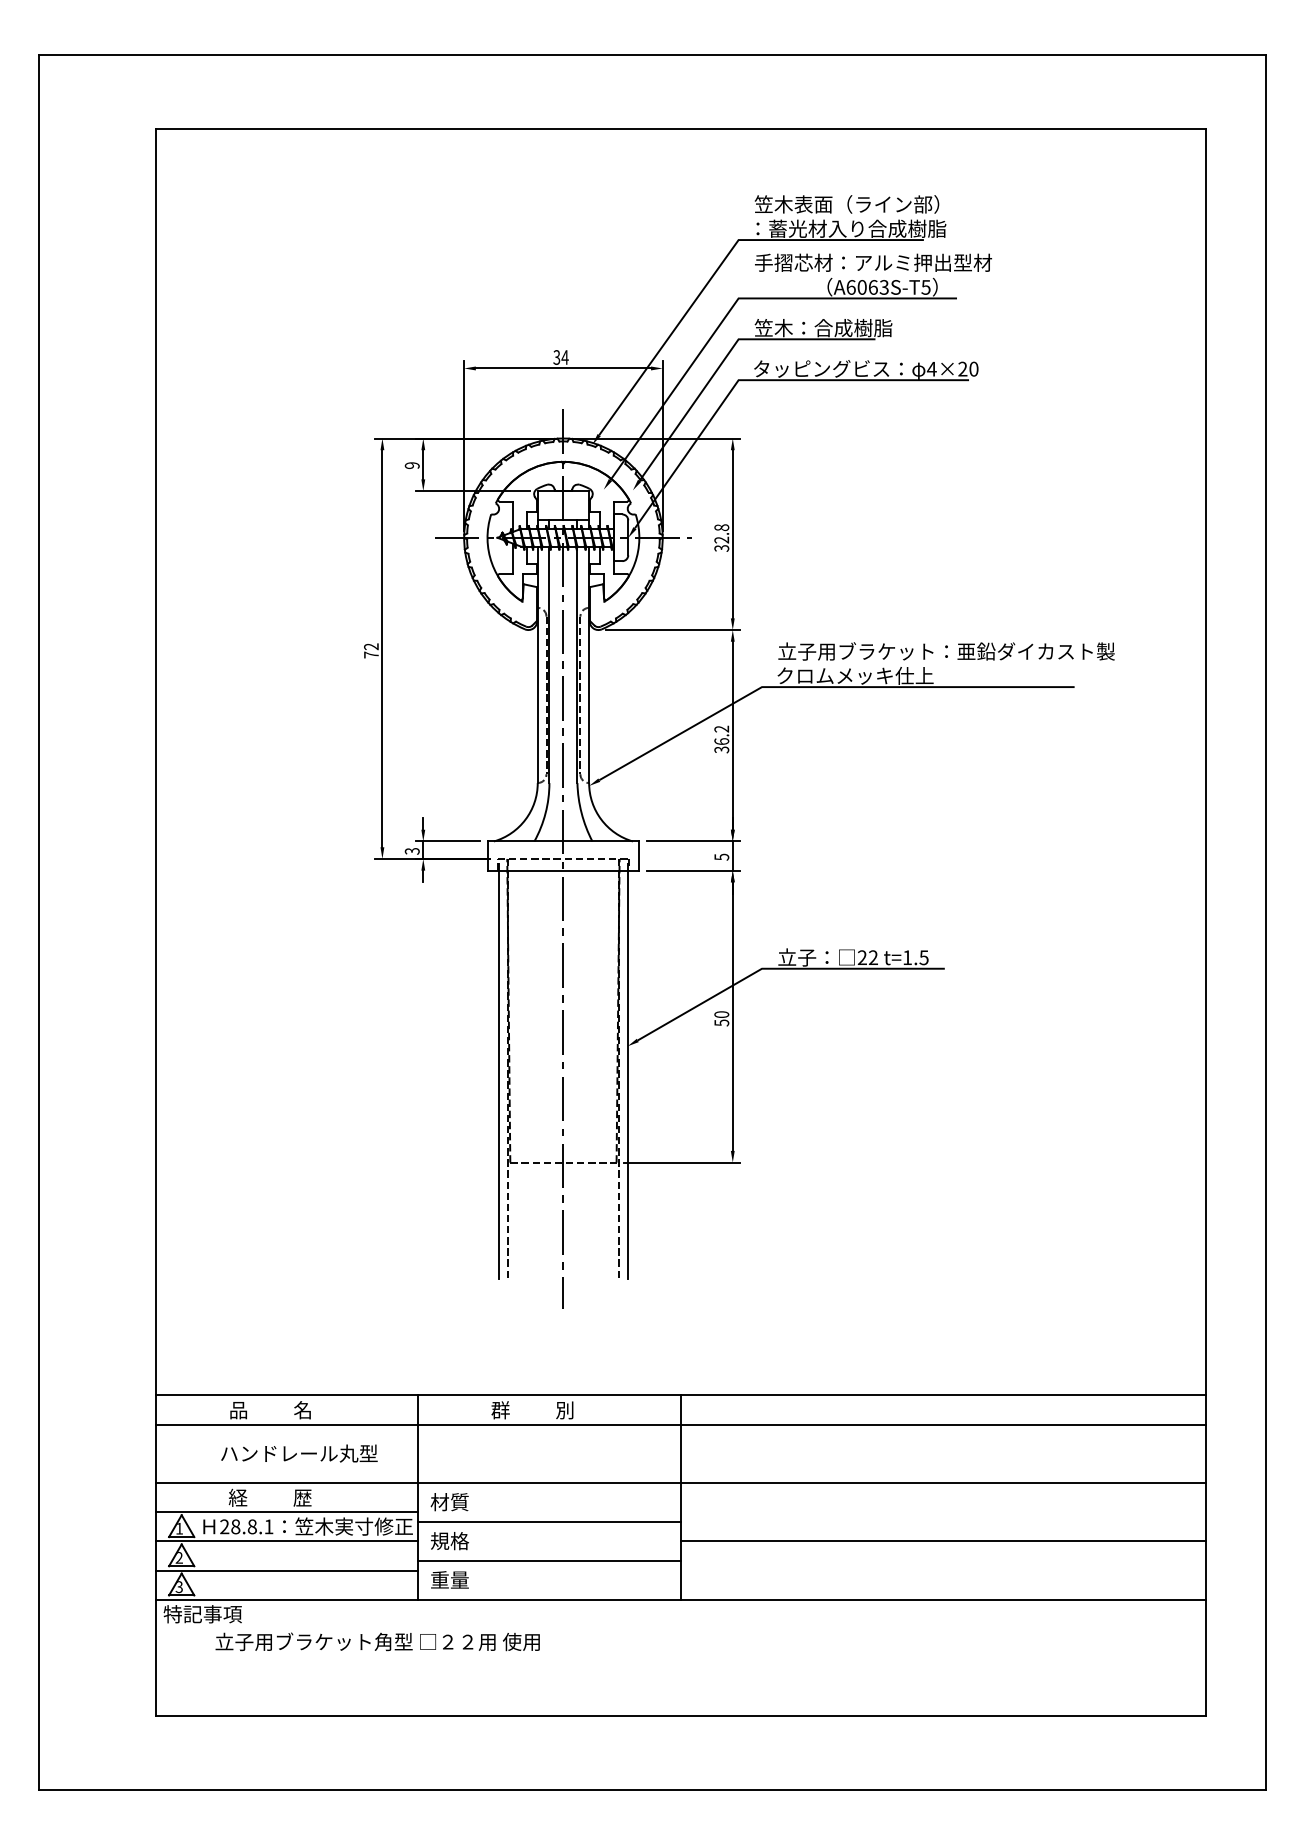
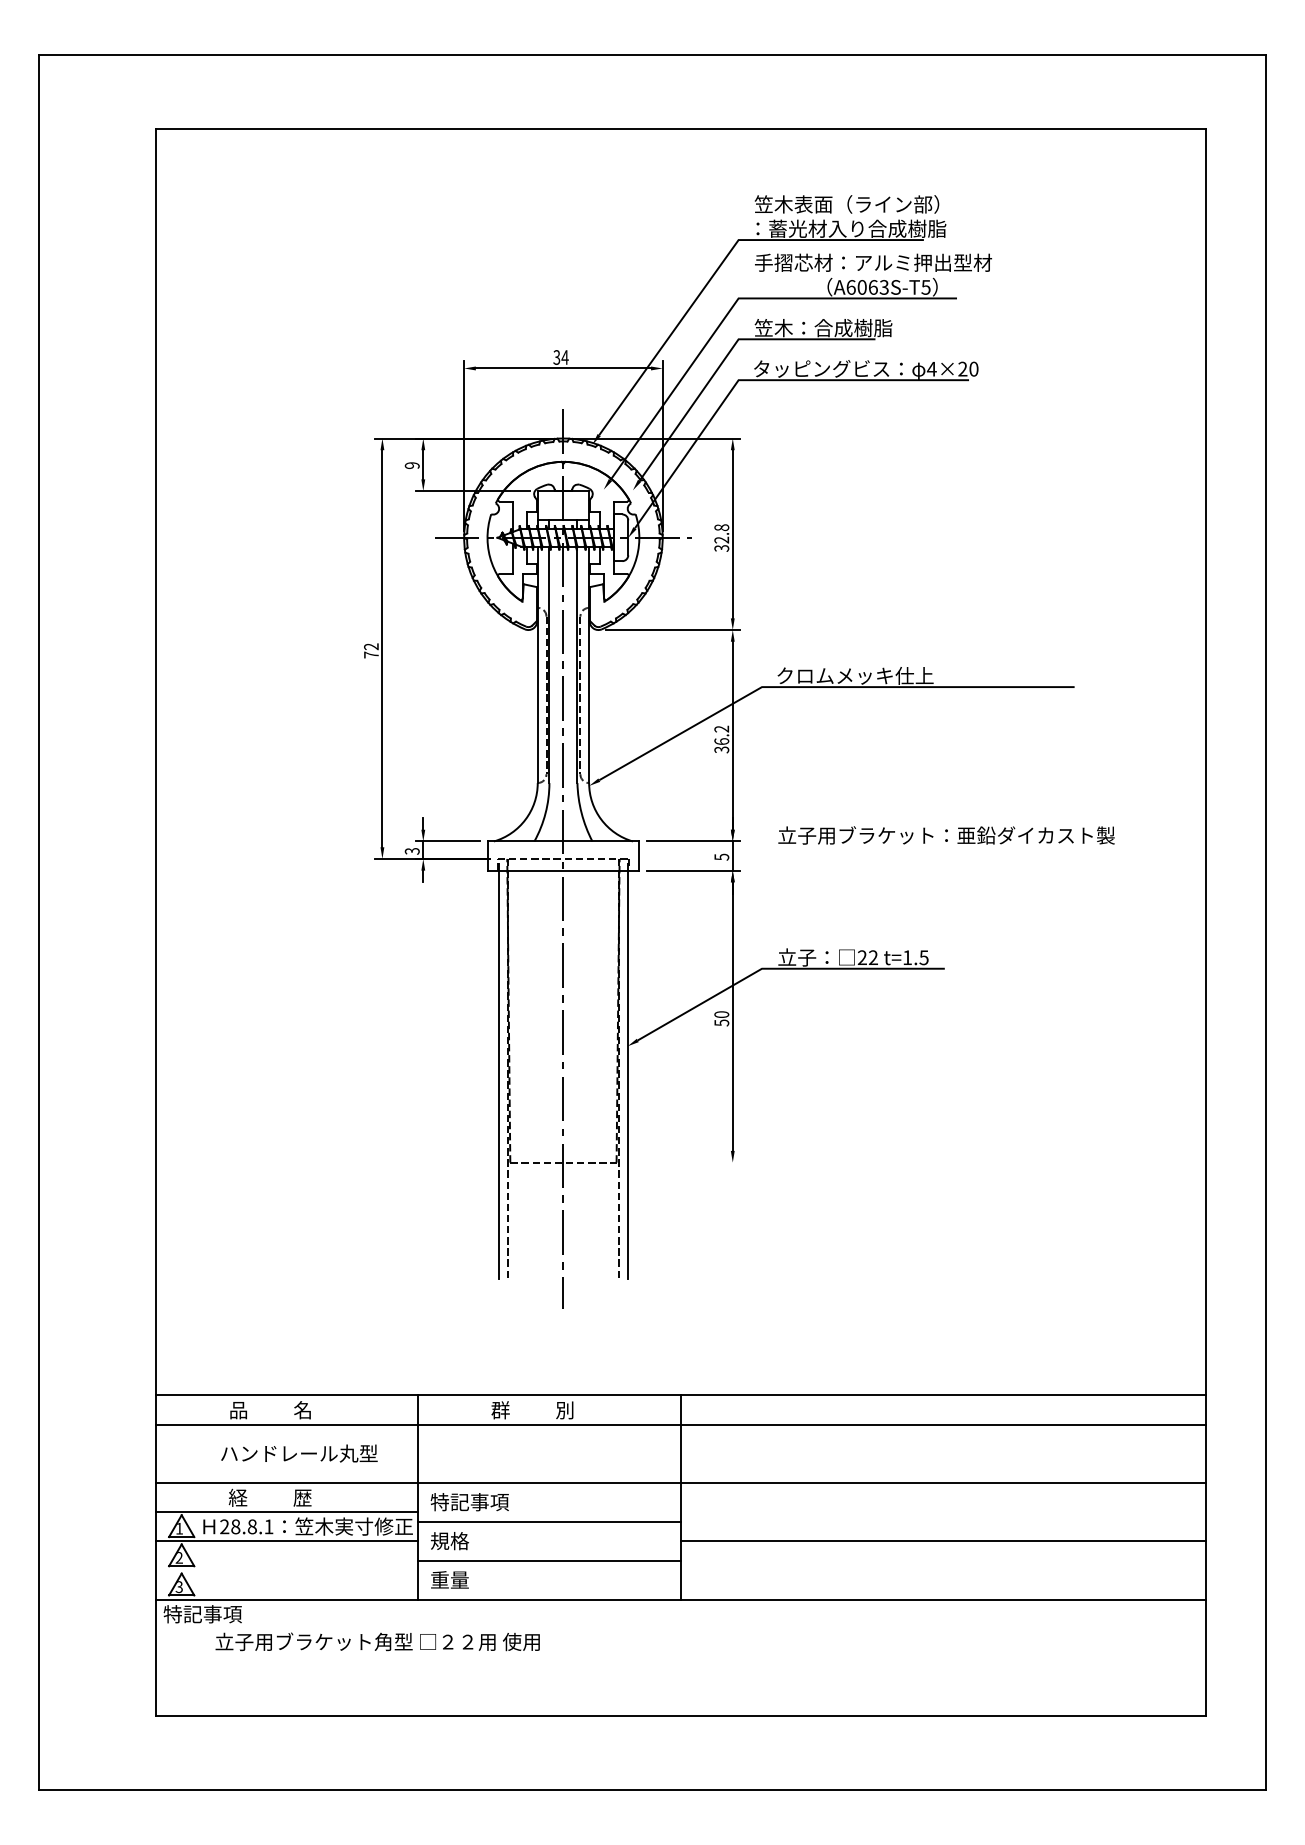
text position: (946, 651) -> (946, 835) (946, 835)
line: present -> none (681, 1162)
text: 材質 -> 特記事項 (469, 1502)
line: present -> none (287, 1570)
